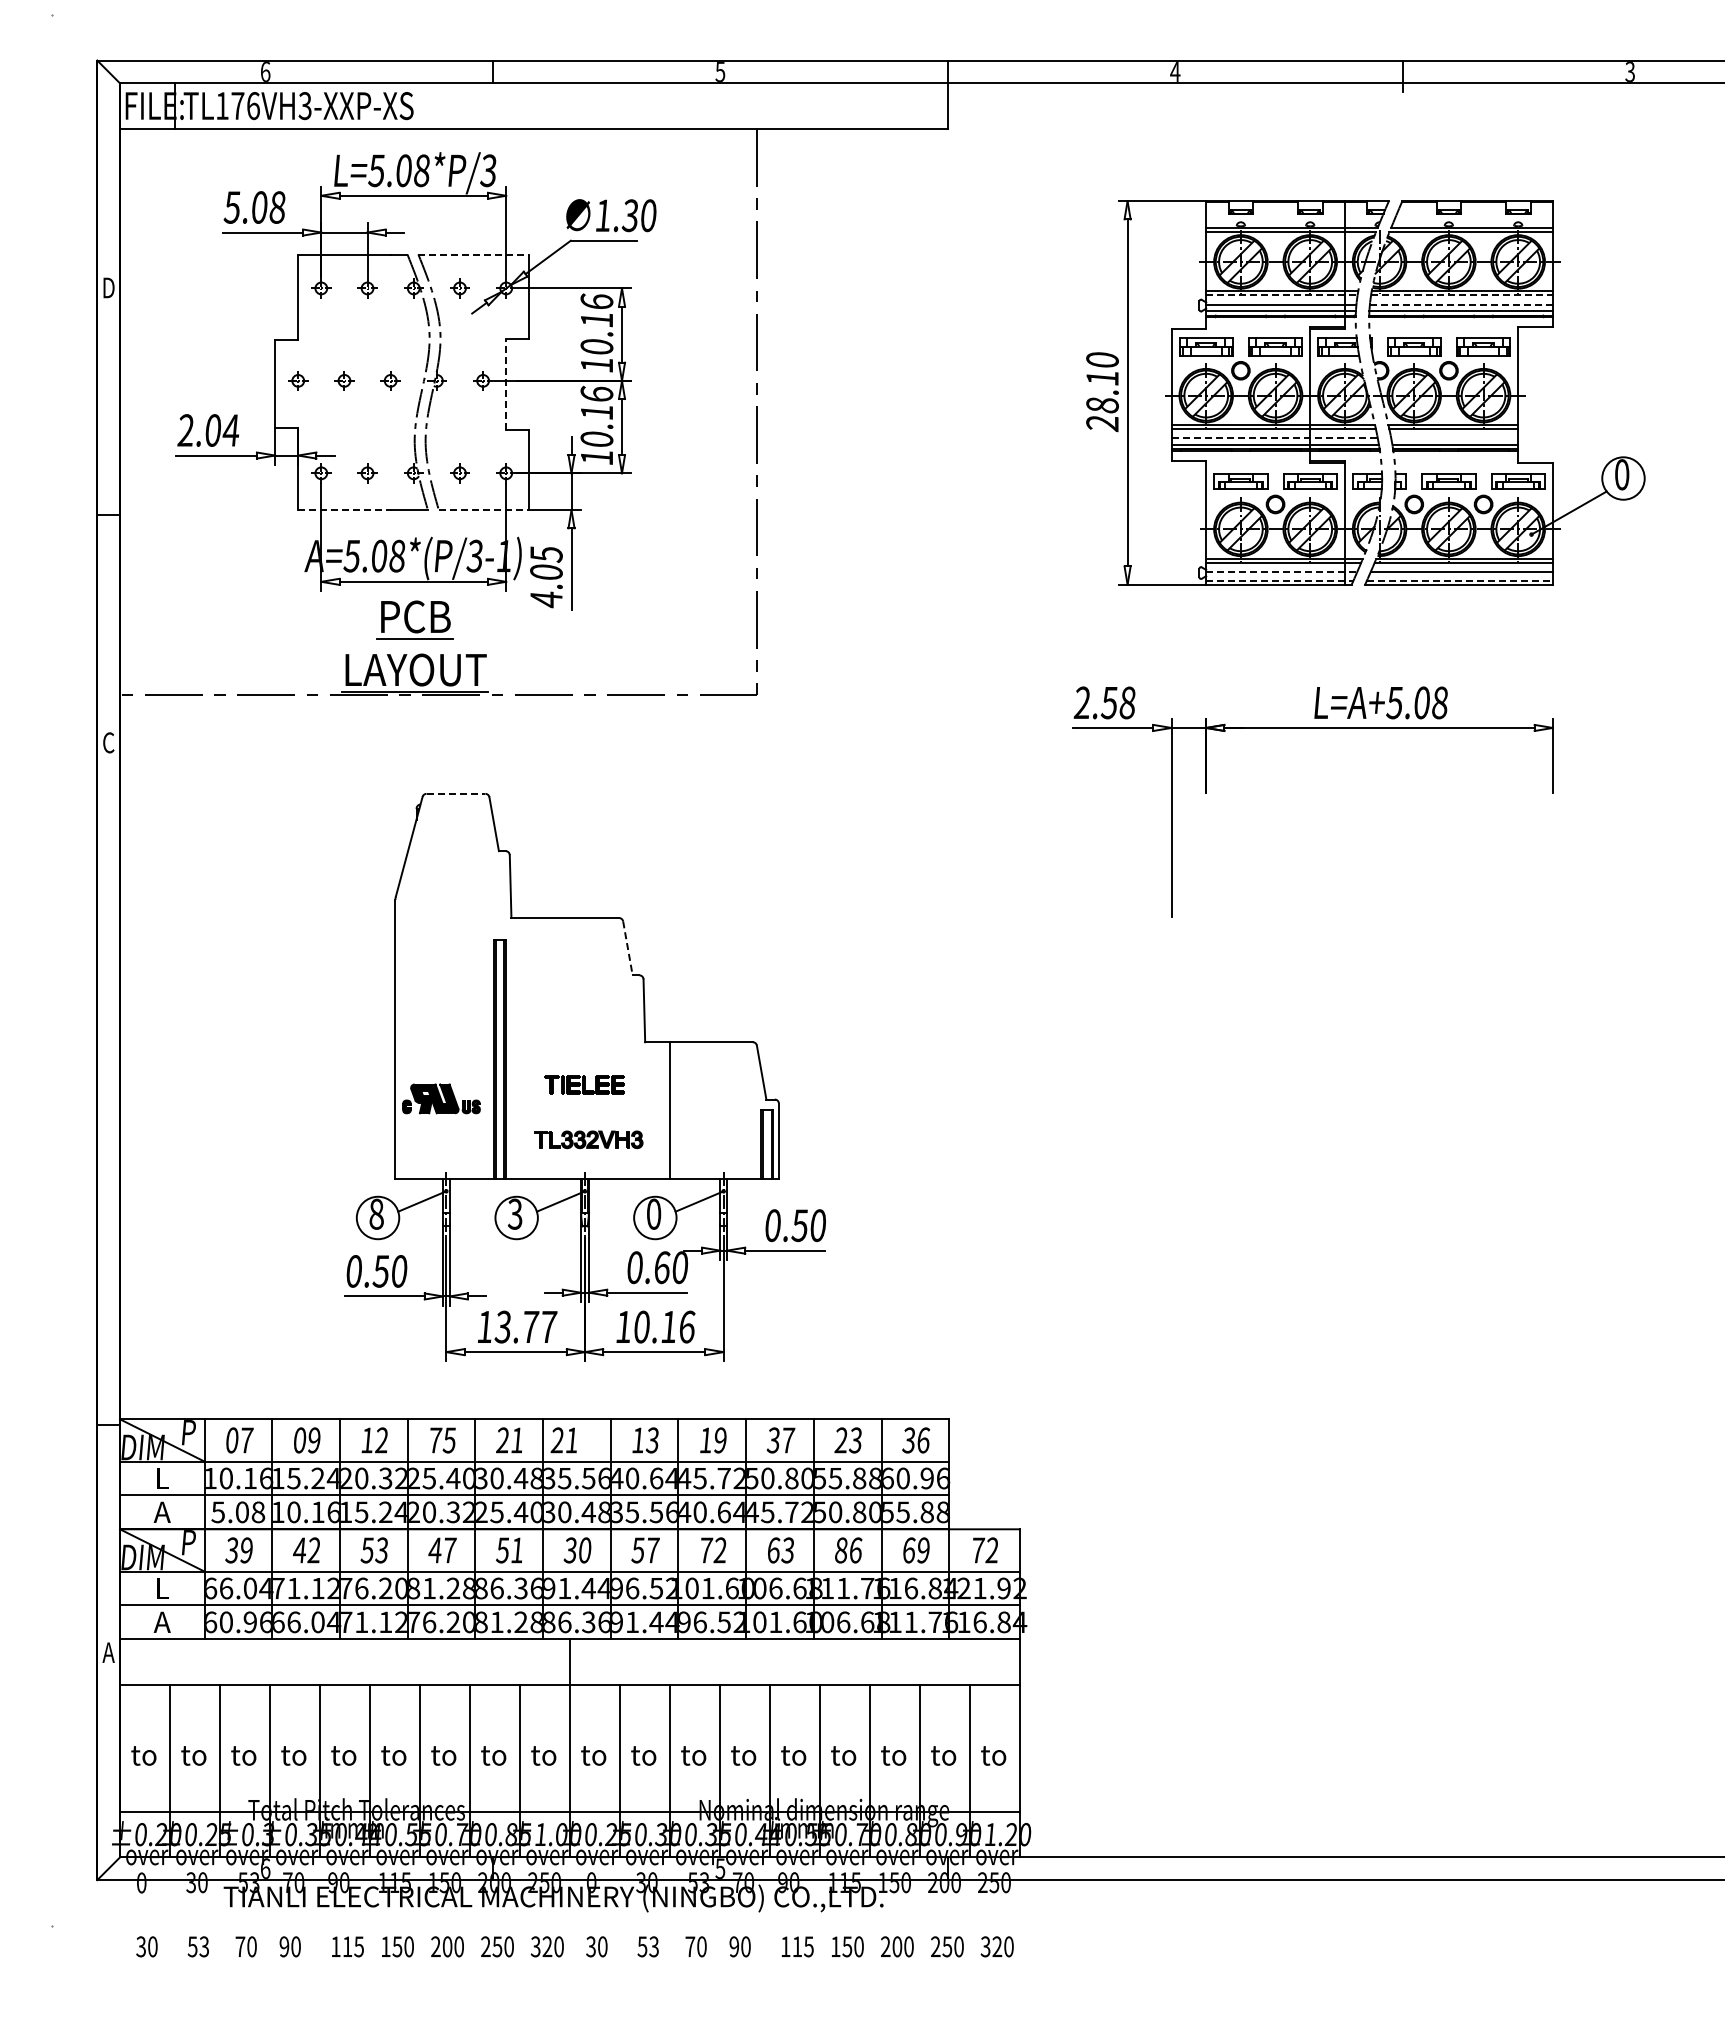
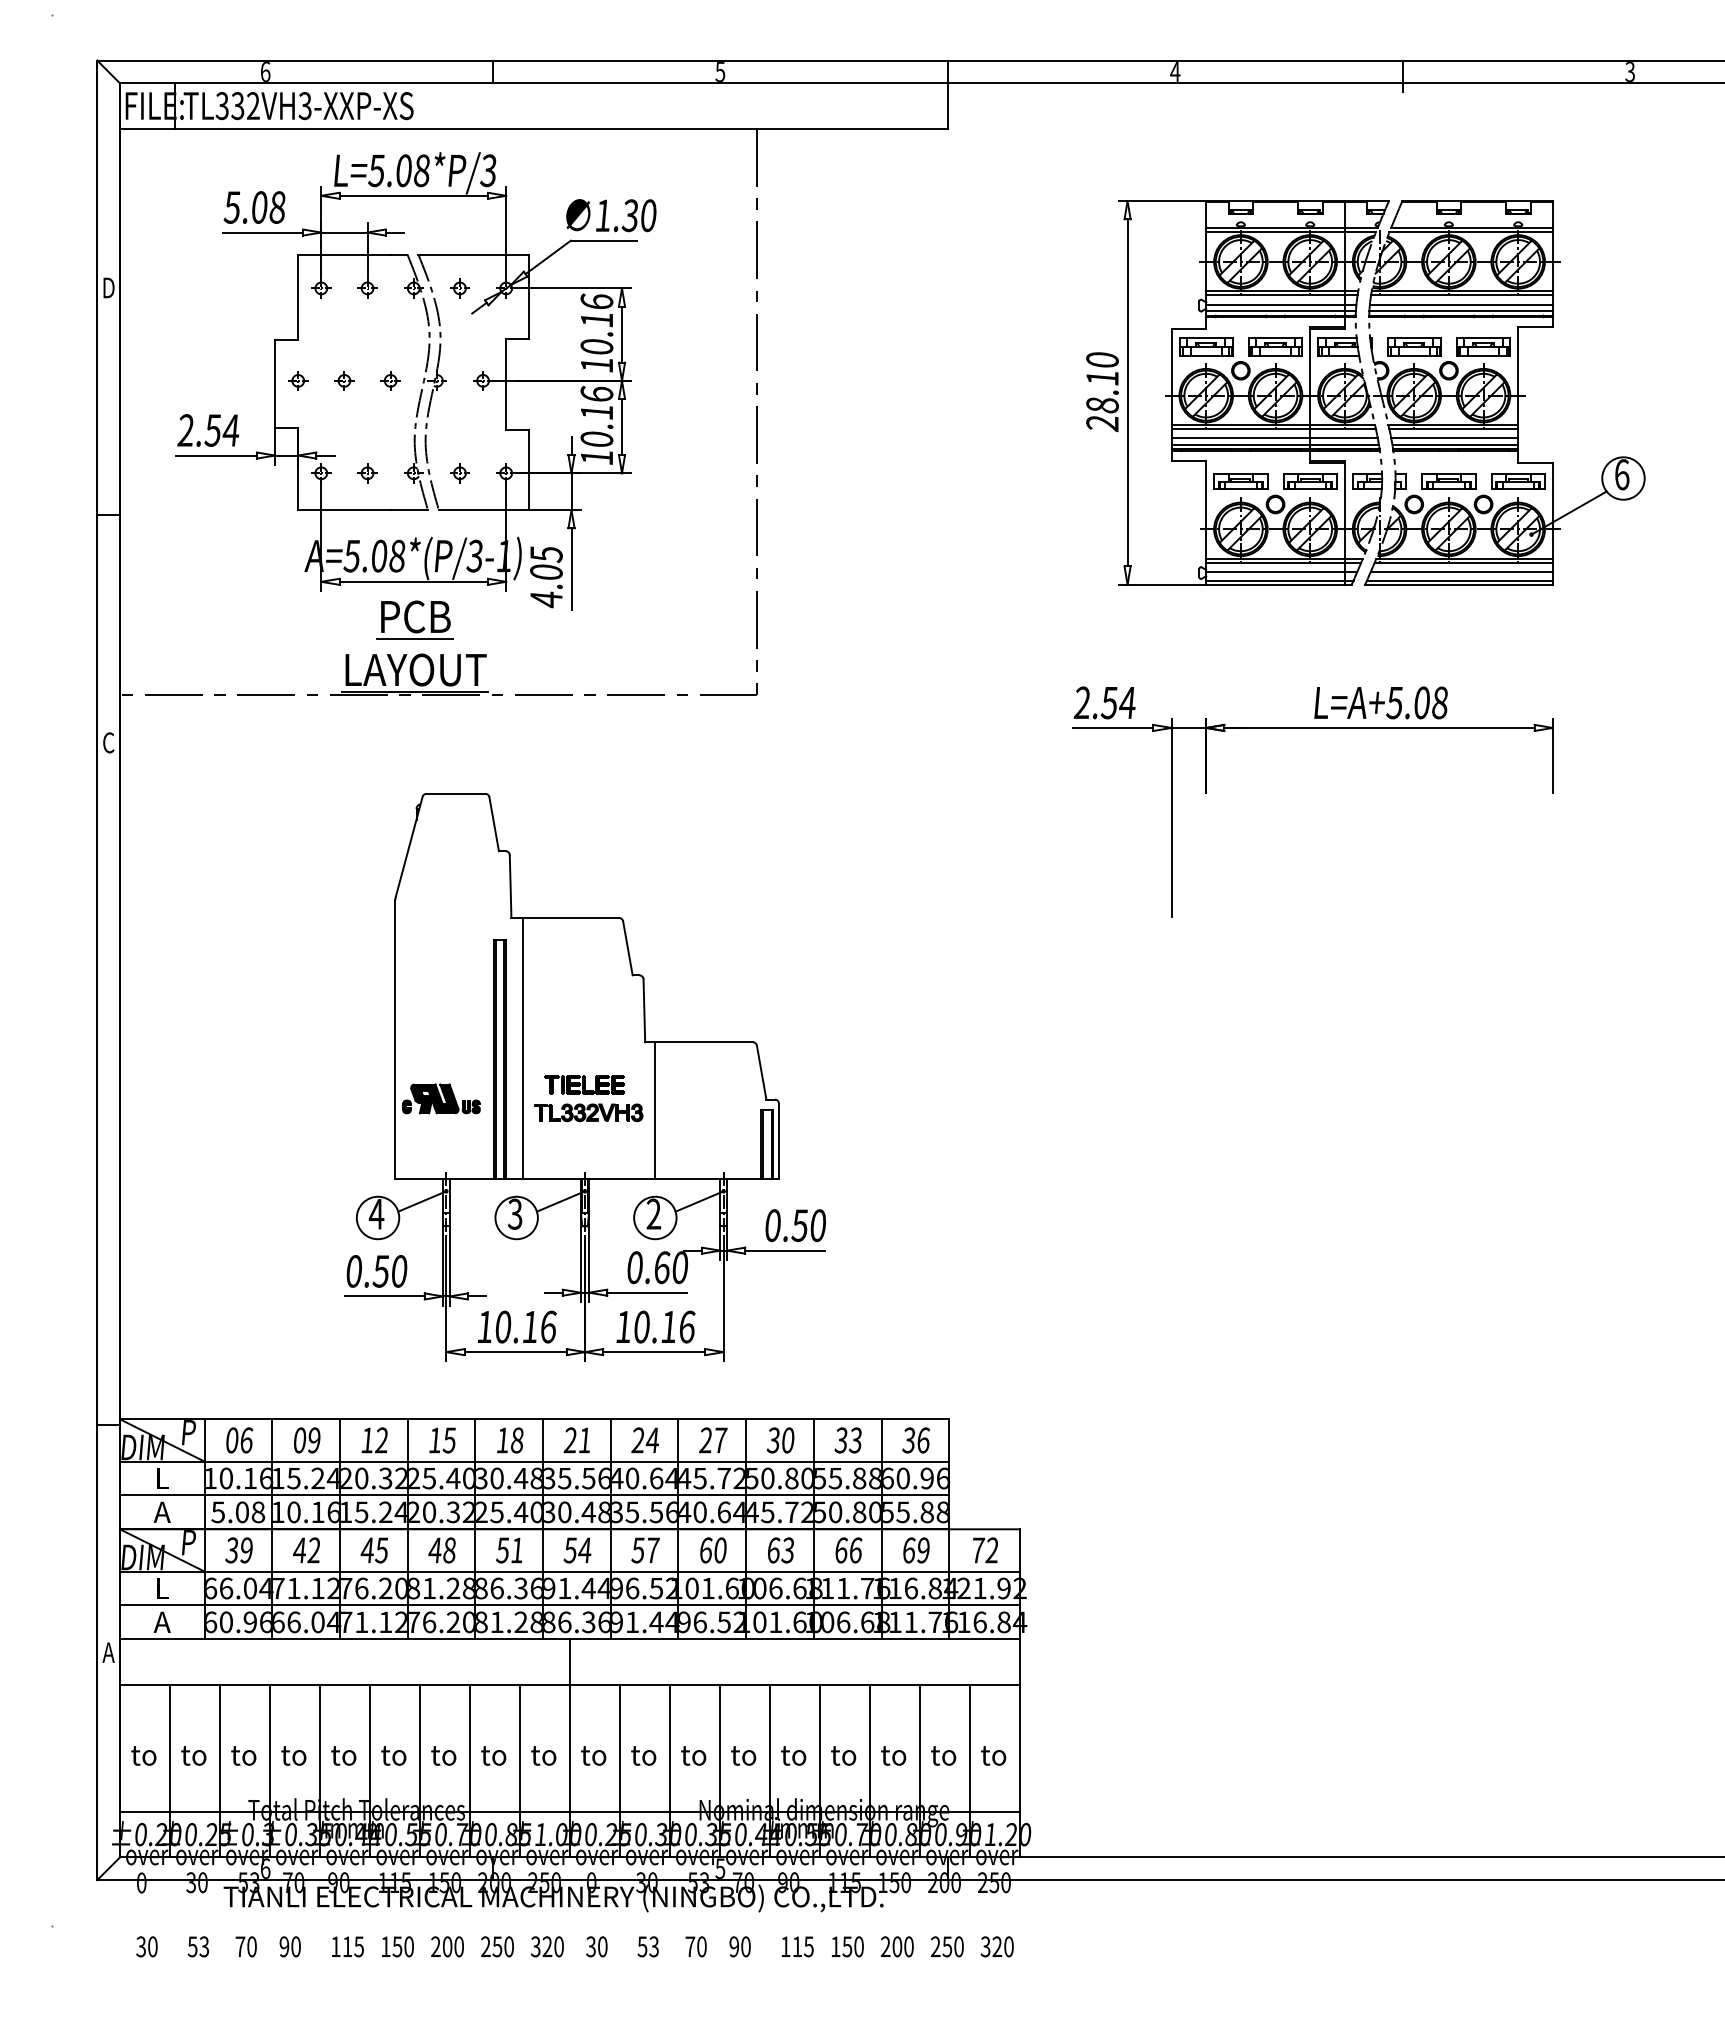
text: TL176VH3-XXP-XS -> TL332VH3-XXP-XS (237, 106)
line: dashed -> solid (474, 254)
line: dashed -> solid (1281, 295)
line: dashed -> solid (1461, 295)
line: dashed -> solid (1461, 304)
line: dashed -> solid (506, 384)
text: 2.04 -> 2.54 (212, 430)
line: dashed -> solid (1275, 438)
line: none -> present (1454, 438)
text: 0 -> 6 (1622, 474)
line: dashed -> solid (344, 510)
line: dashed -> solid (484, 510)
line: dashed -> solid (1282, 572)
line: dashed -> solid (1279, 580)
line: dashed -> solid (1459, 580)
text: 2.58 -> 2.54 (1127, 702)
line: dashed -> solid (456, 793)
line: dashed -> solid (628, 948)
line: none -> present (523, 1048)
line position: (670, 1110) -> (655, 1110) (655, 1110)
part position: (588, 1139) -> (588, 1112) (588, 1112)
text: 8 -> 4 (376, 1213)
text: 0 -> 2 (653, 1213)
text: 13.77 -> 10.16 (525, 1326)
text: 07 -> 06 (246, 1440)
text: 75 -> 15 (435, 1440)
text: 21 -> 18 (509, 1440)
text position: (563, 1440) -> (576, 1440) (576, 1440)
text: 13 -> 24 (644, 1440)
text: 19 -> 27 (713, 1440)
text: 37 -> 30 (788, 1440)
text: 23 -> 33 (840, 1440)
text: 53 -> 45 (374, 1550)
text: 47 -> 48 (449, 1550)
text: 30 -> 54 (578, 1550)
text: 72 -> 60 (713, 1550)
text: 86 -> 66 (841, 1550)
